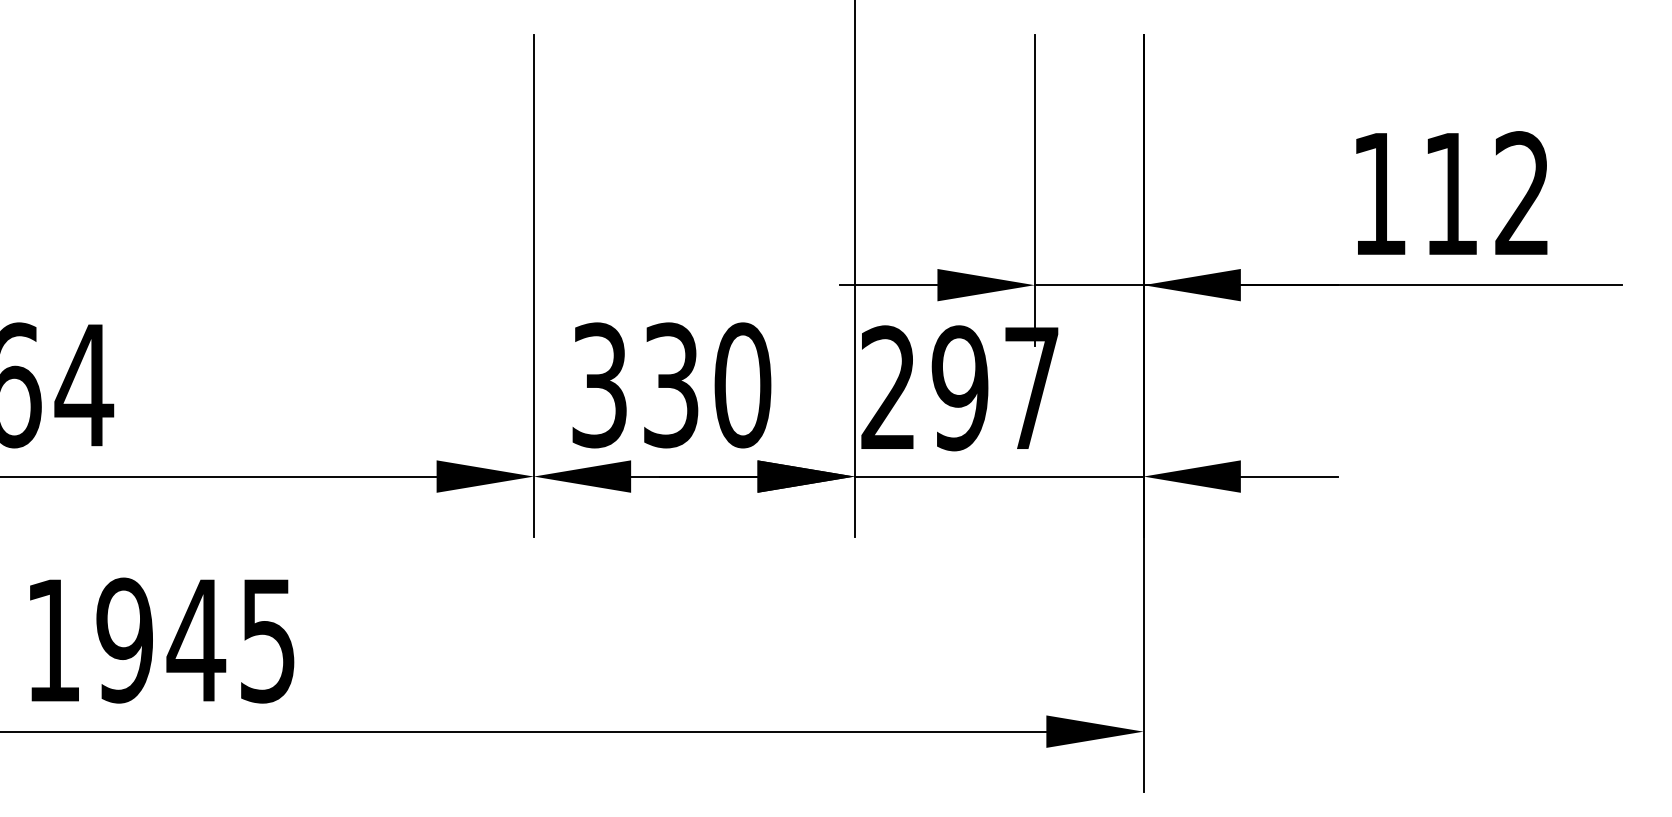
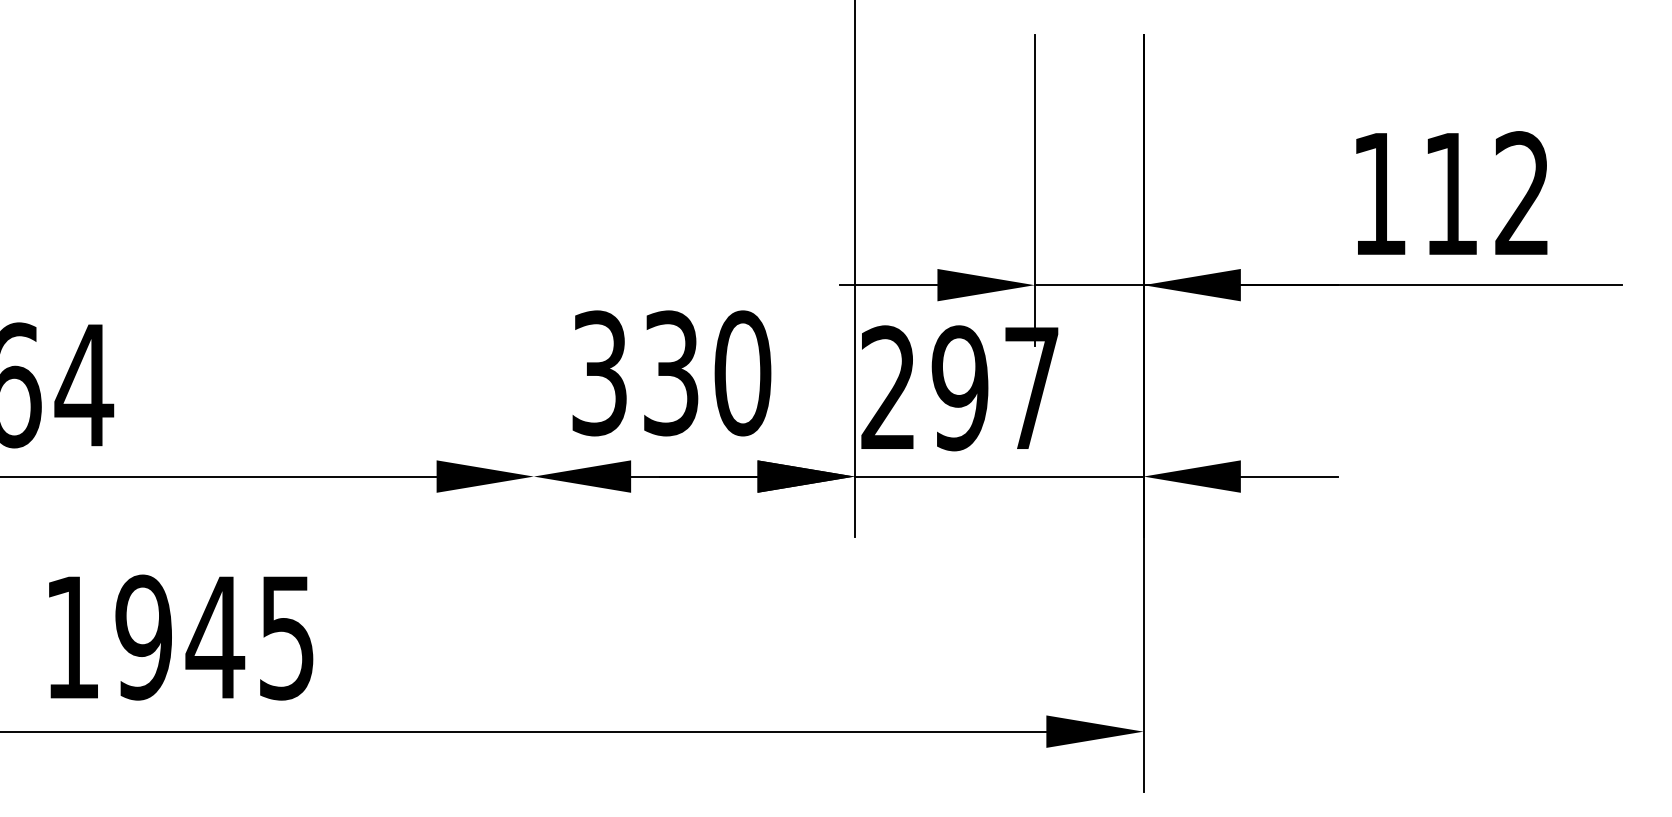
line: present -> none (533, 286)
text position: (671, 385) -> (671, 373) (671, 373)
text position: (162, 640) -> (181, 637) (181, 637)
